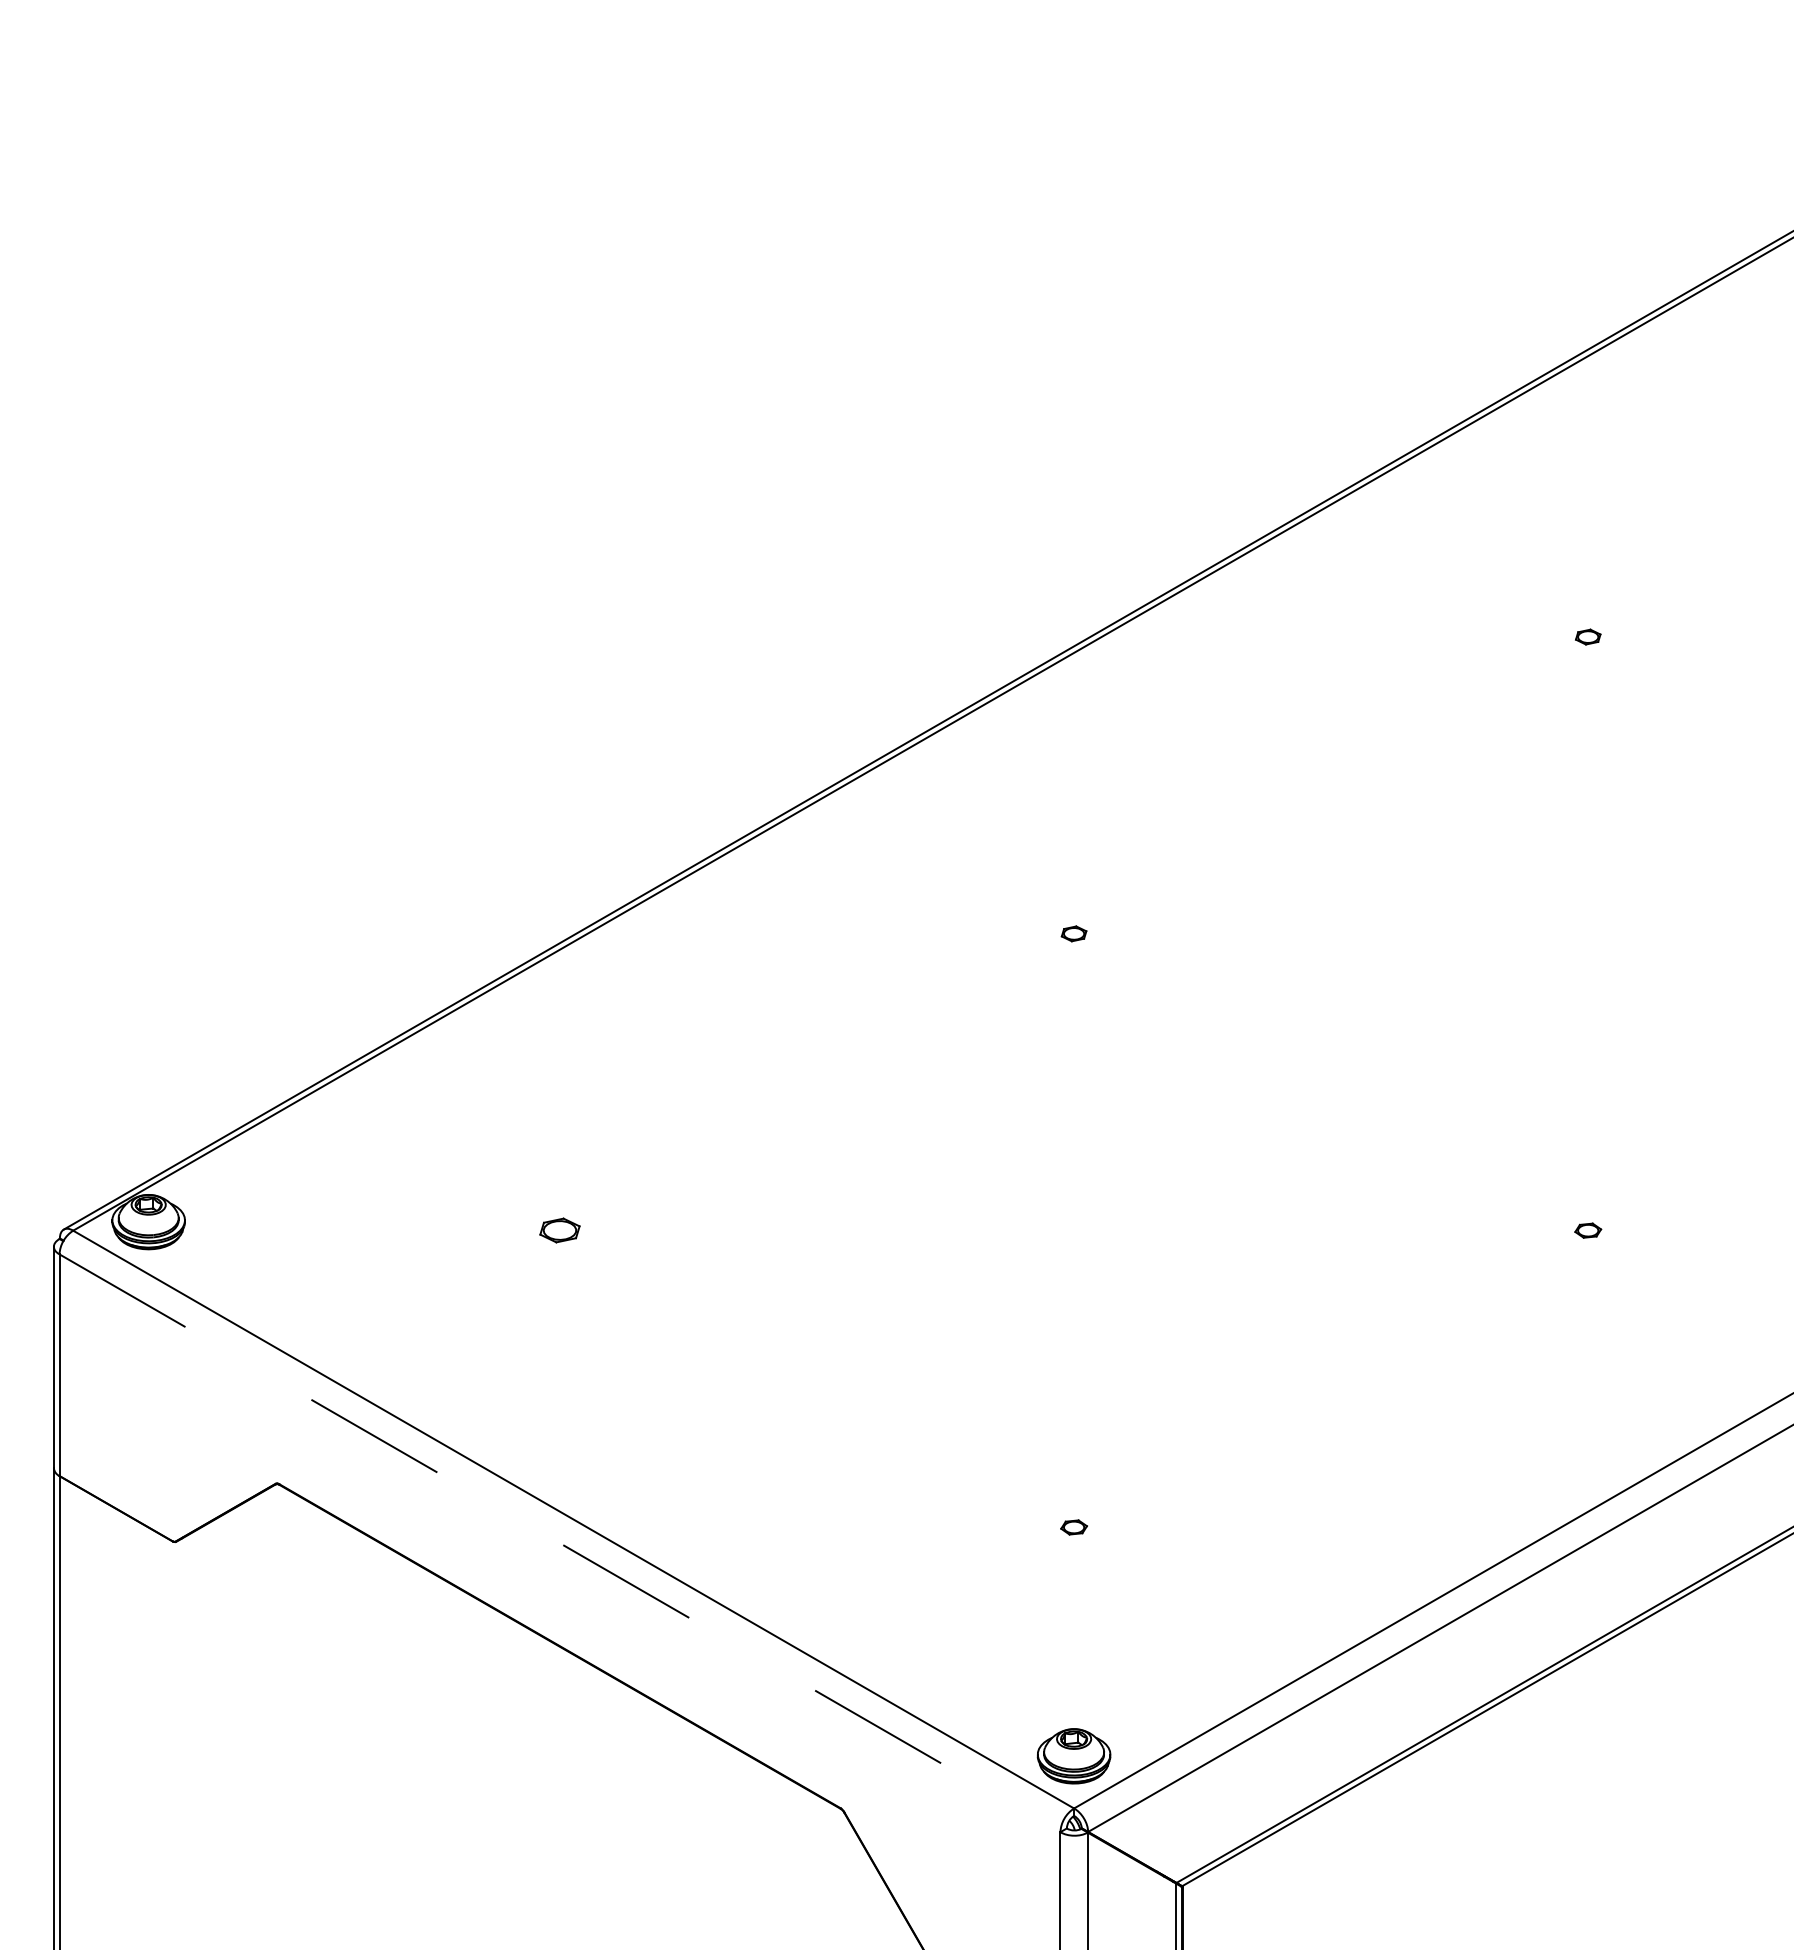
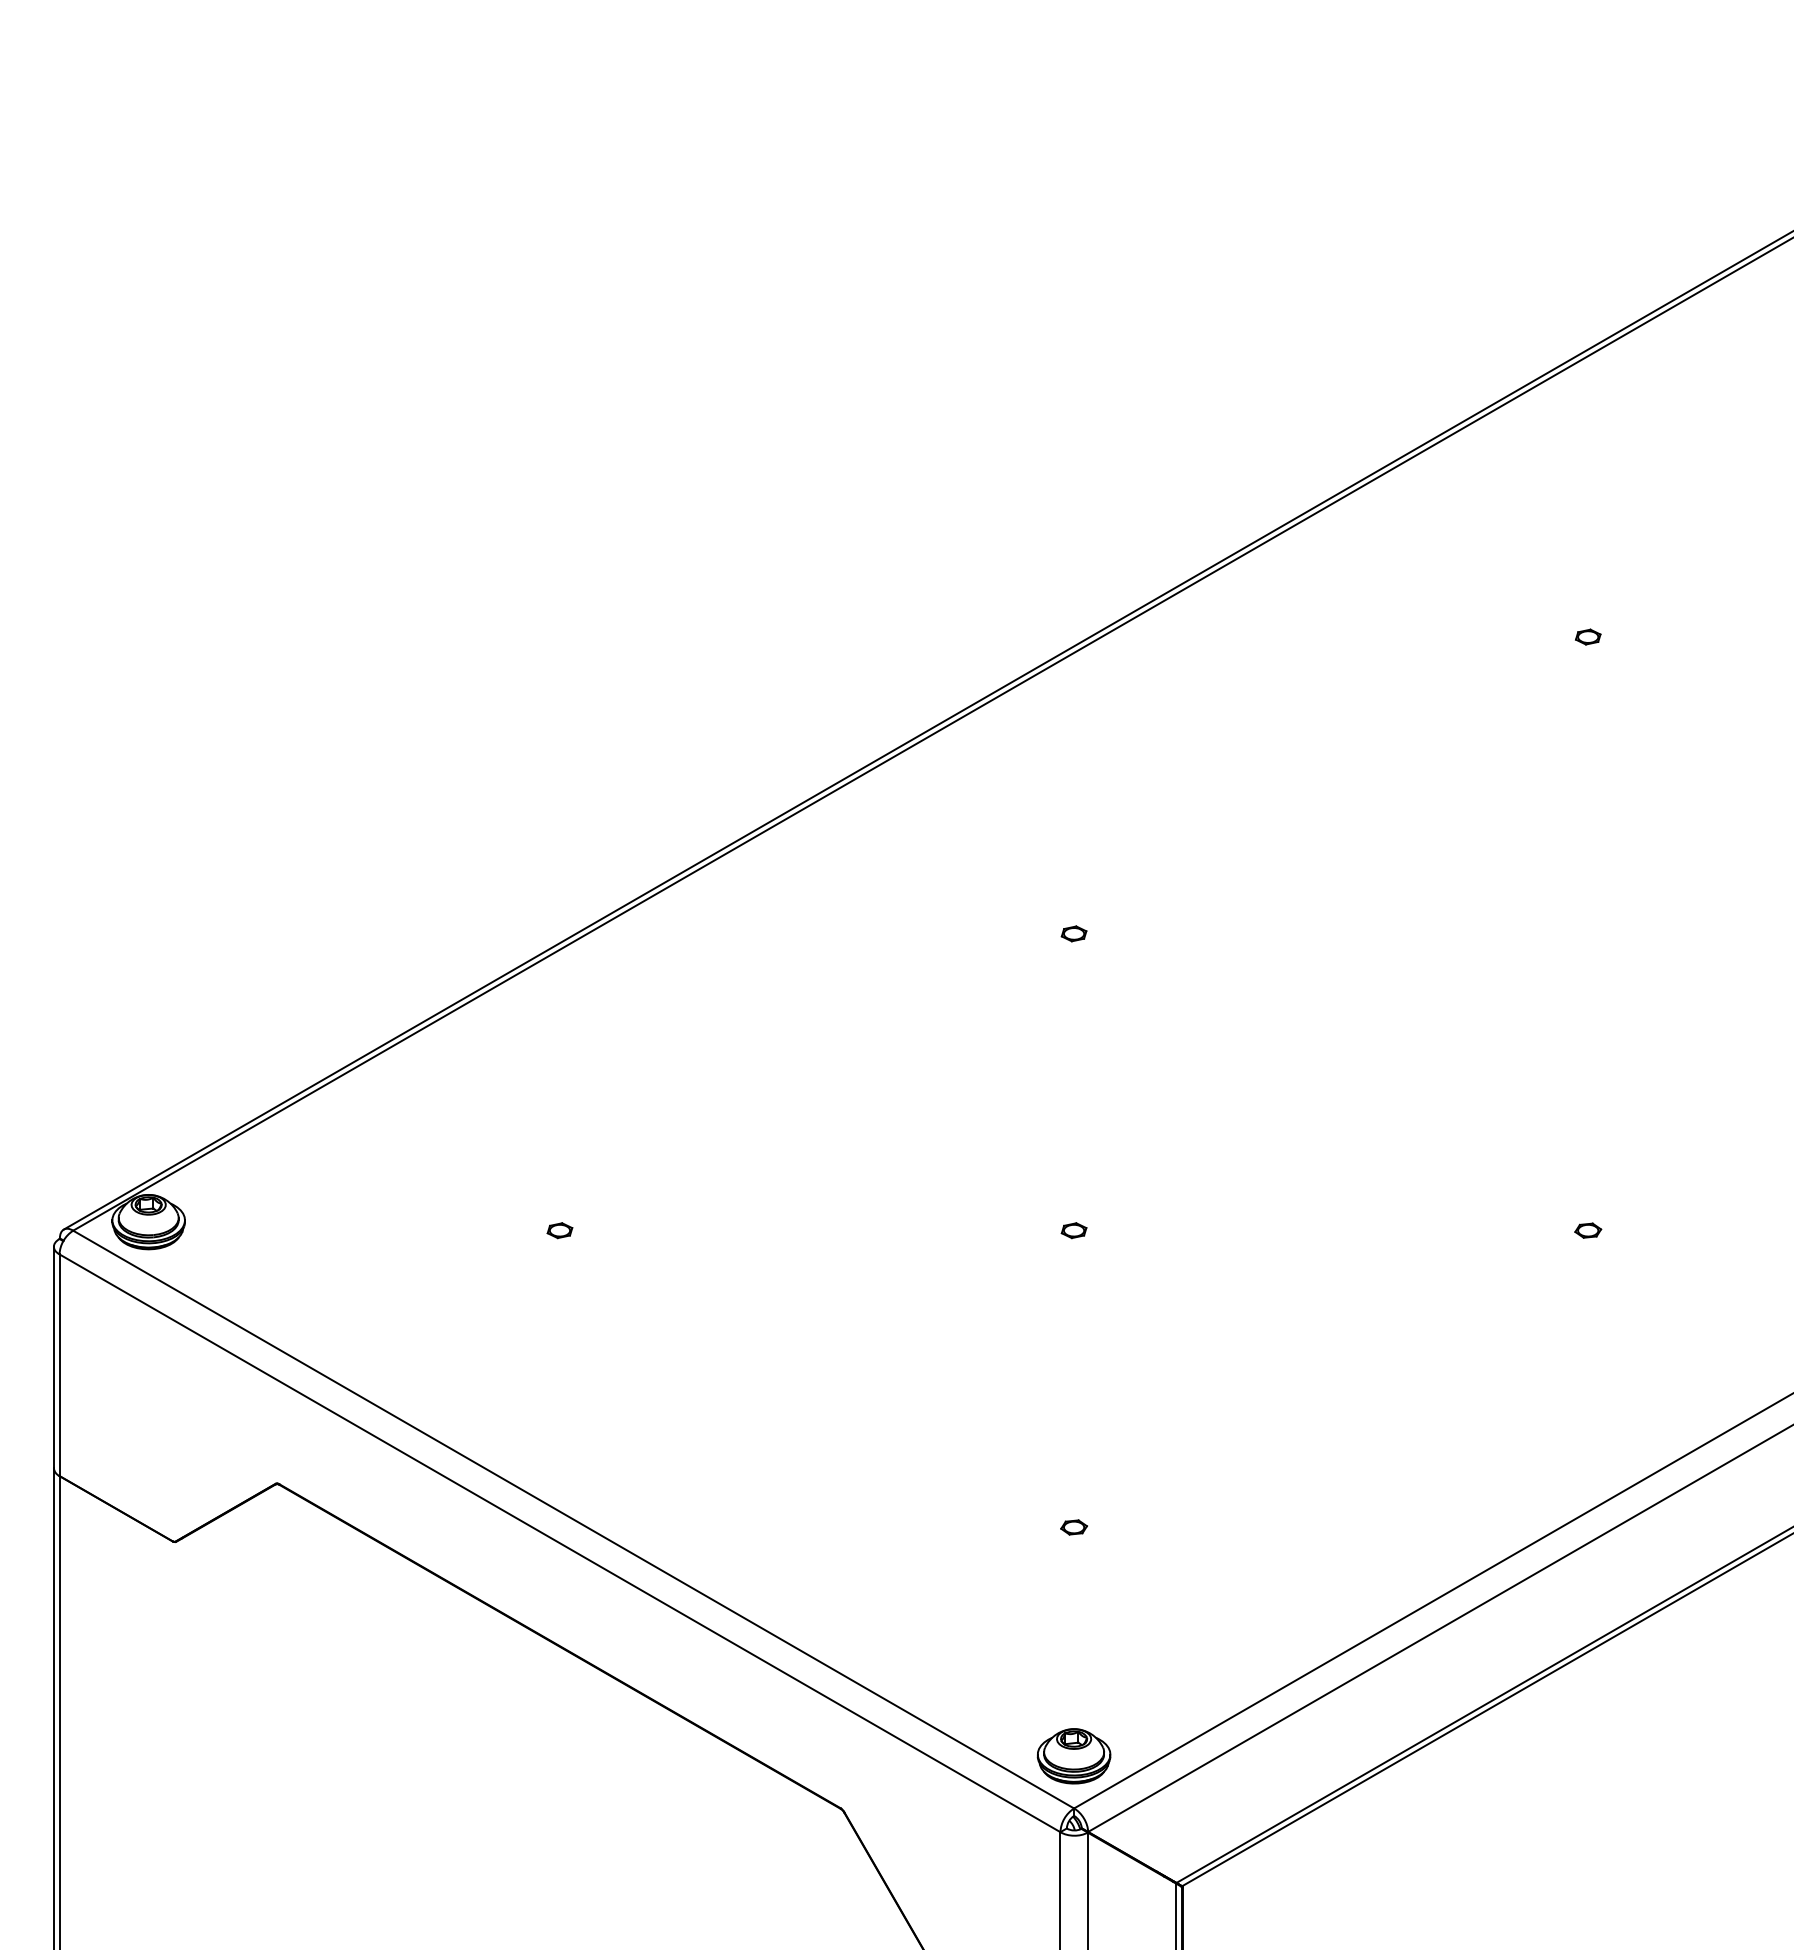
part size: 42x27 px -> 28x18 px (559, 1230)
part: none -> present (1073, 1230)
line: dashed -> solid (559, 1543)
